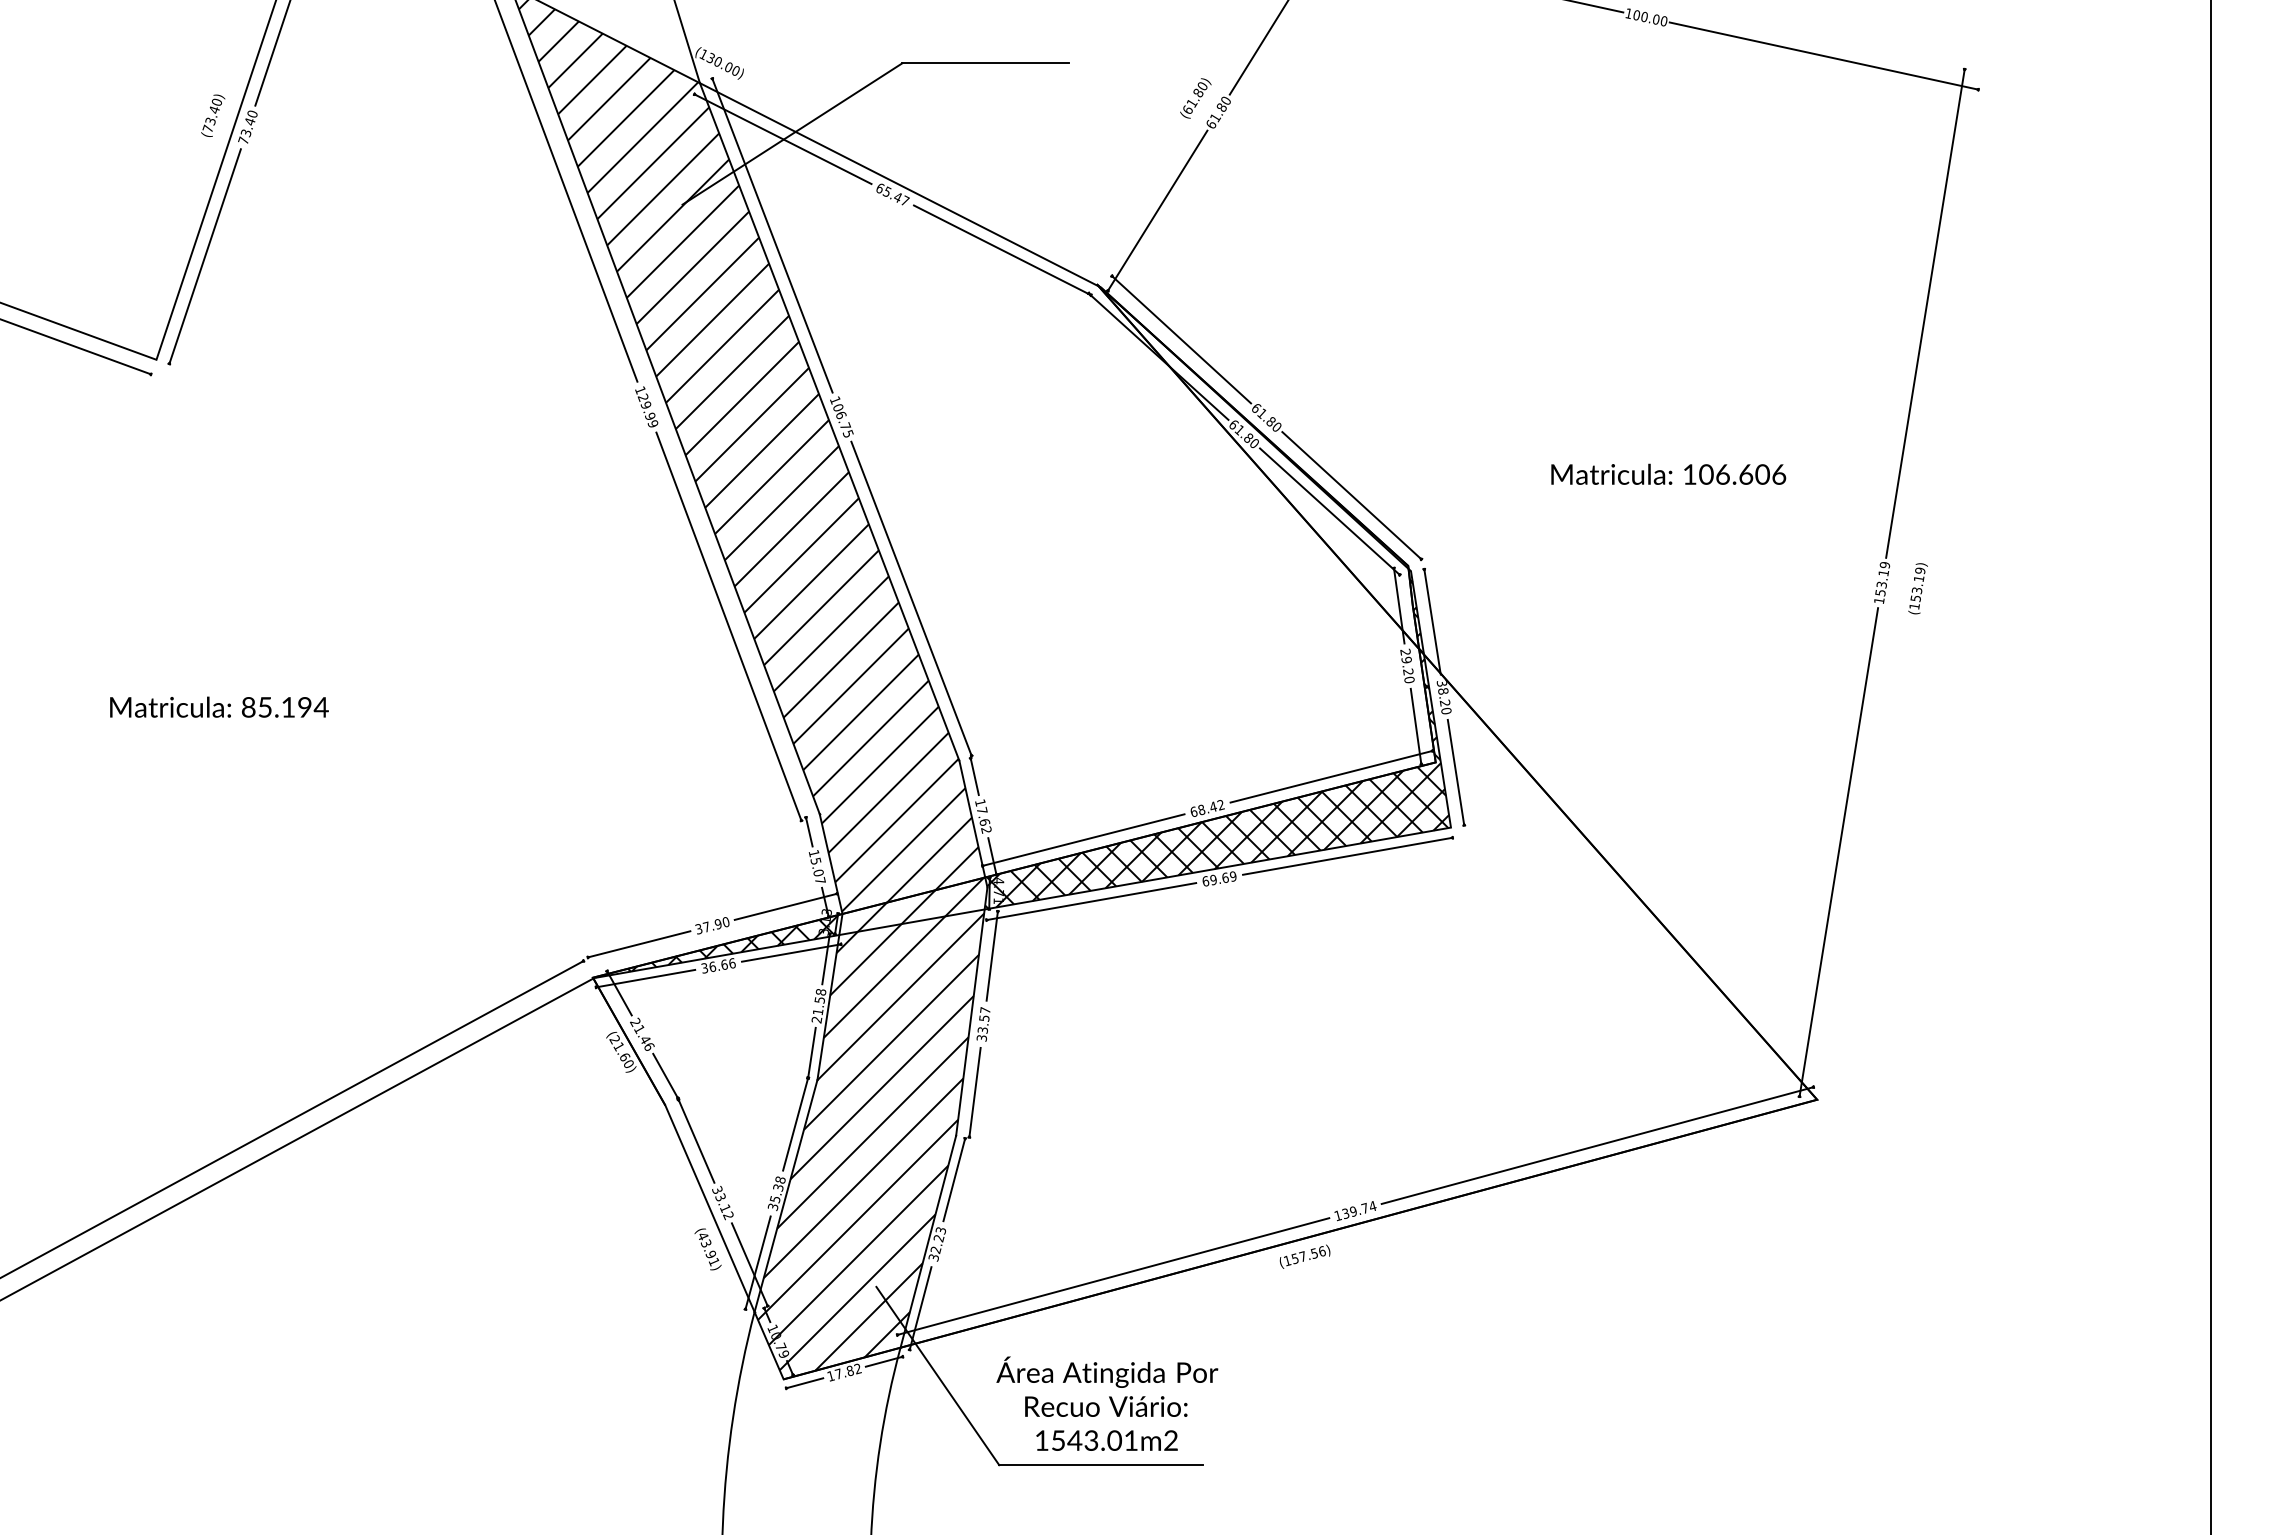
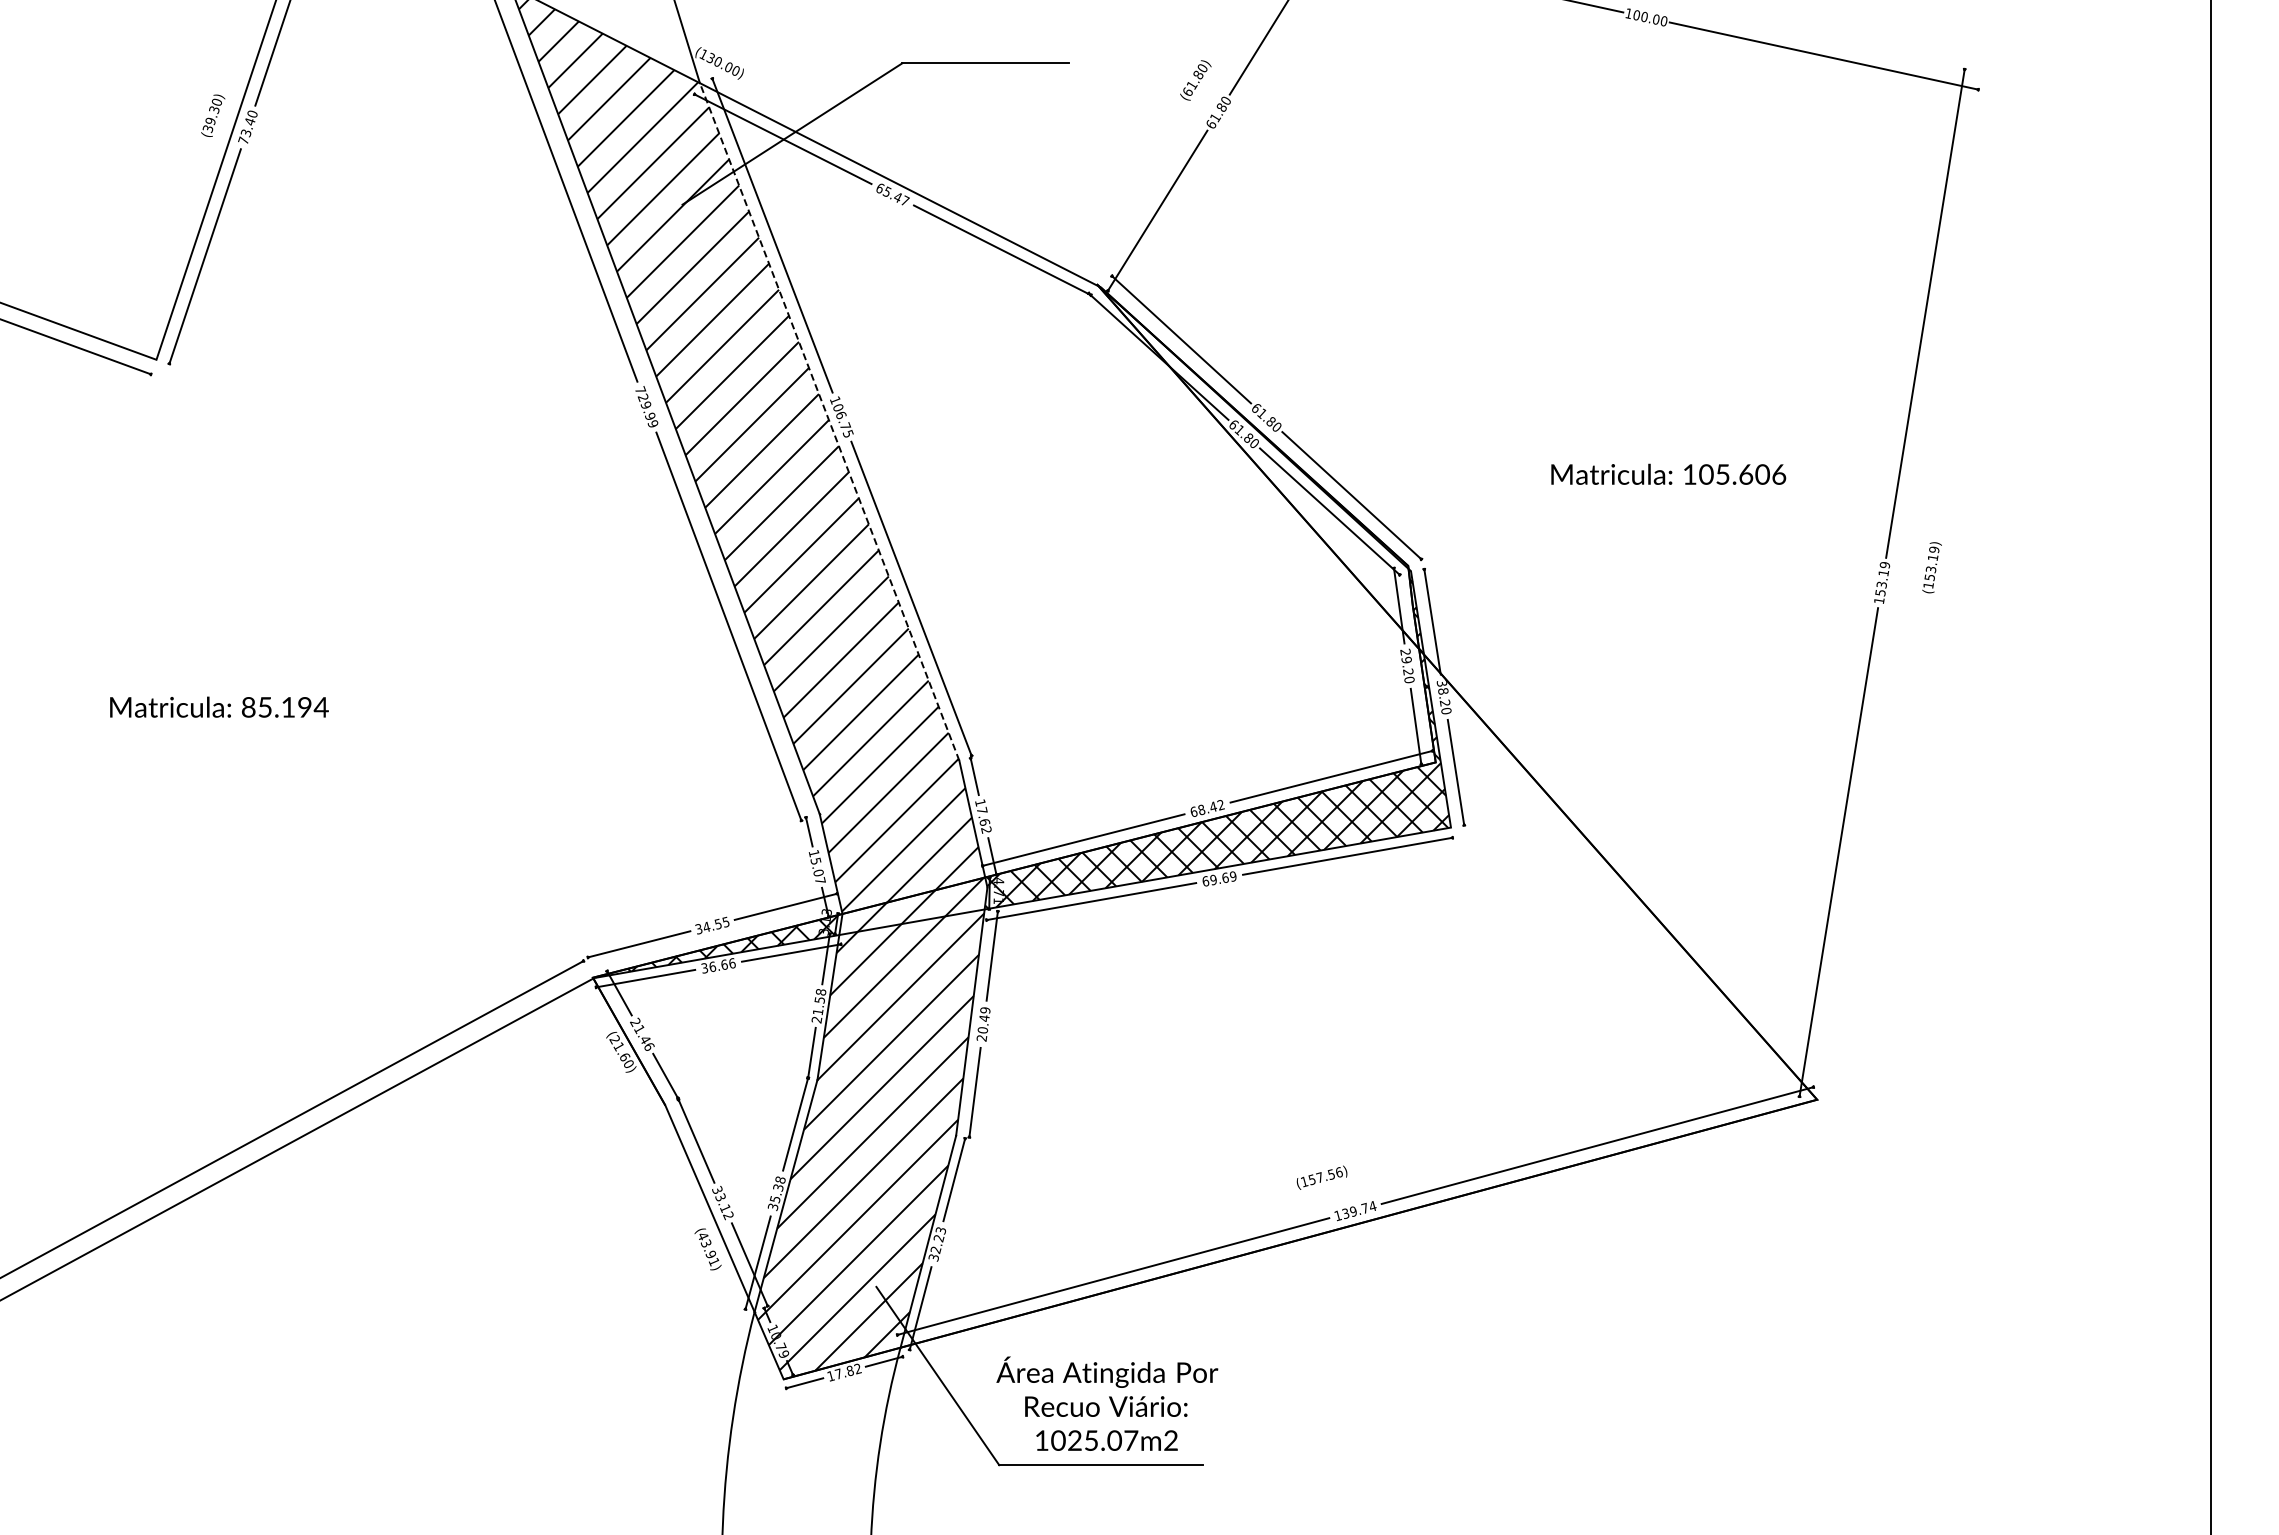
text position: (1195, 98) -> (1195, 80) (1195, 80)
text: (73.40) -> (39.30) (210, 119)
text: 129.99 -> 729.99 (640, 390)
line: solid -> dashed (829, 421)
text: 106.606 -> 105.606 (1722, 474)
text position: (1917, 588) -> (1931, 567) (1931, 567)
text: 37.90 -> 34.55 (715, 924)
text: 33.57 -> 20.49 (983, 1024)
text position: (1304, 1256) -> (1321, 1177) (1321, 1177)
text: 1543.01m2 -> 1025.07m2 (1094, 1440)
